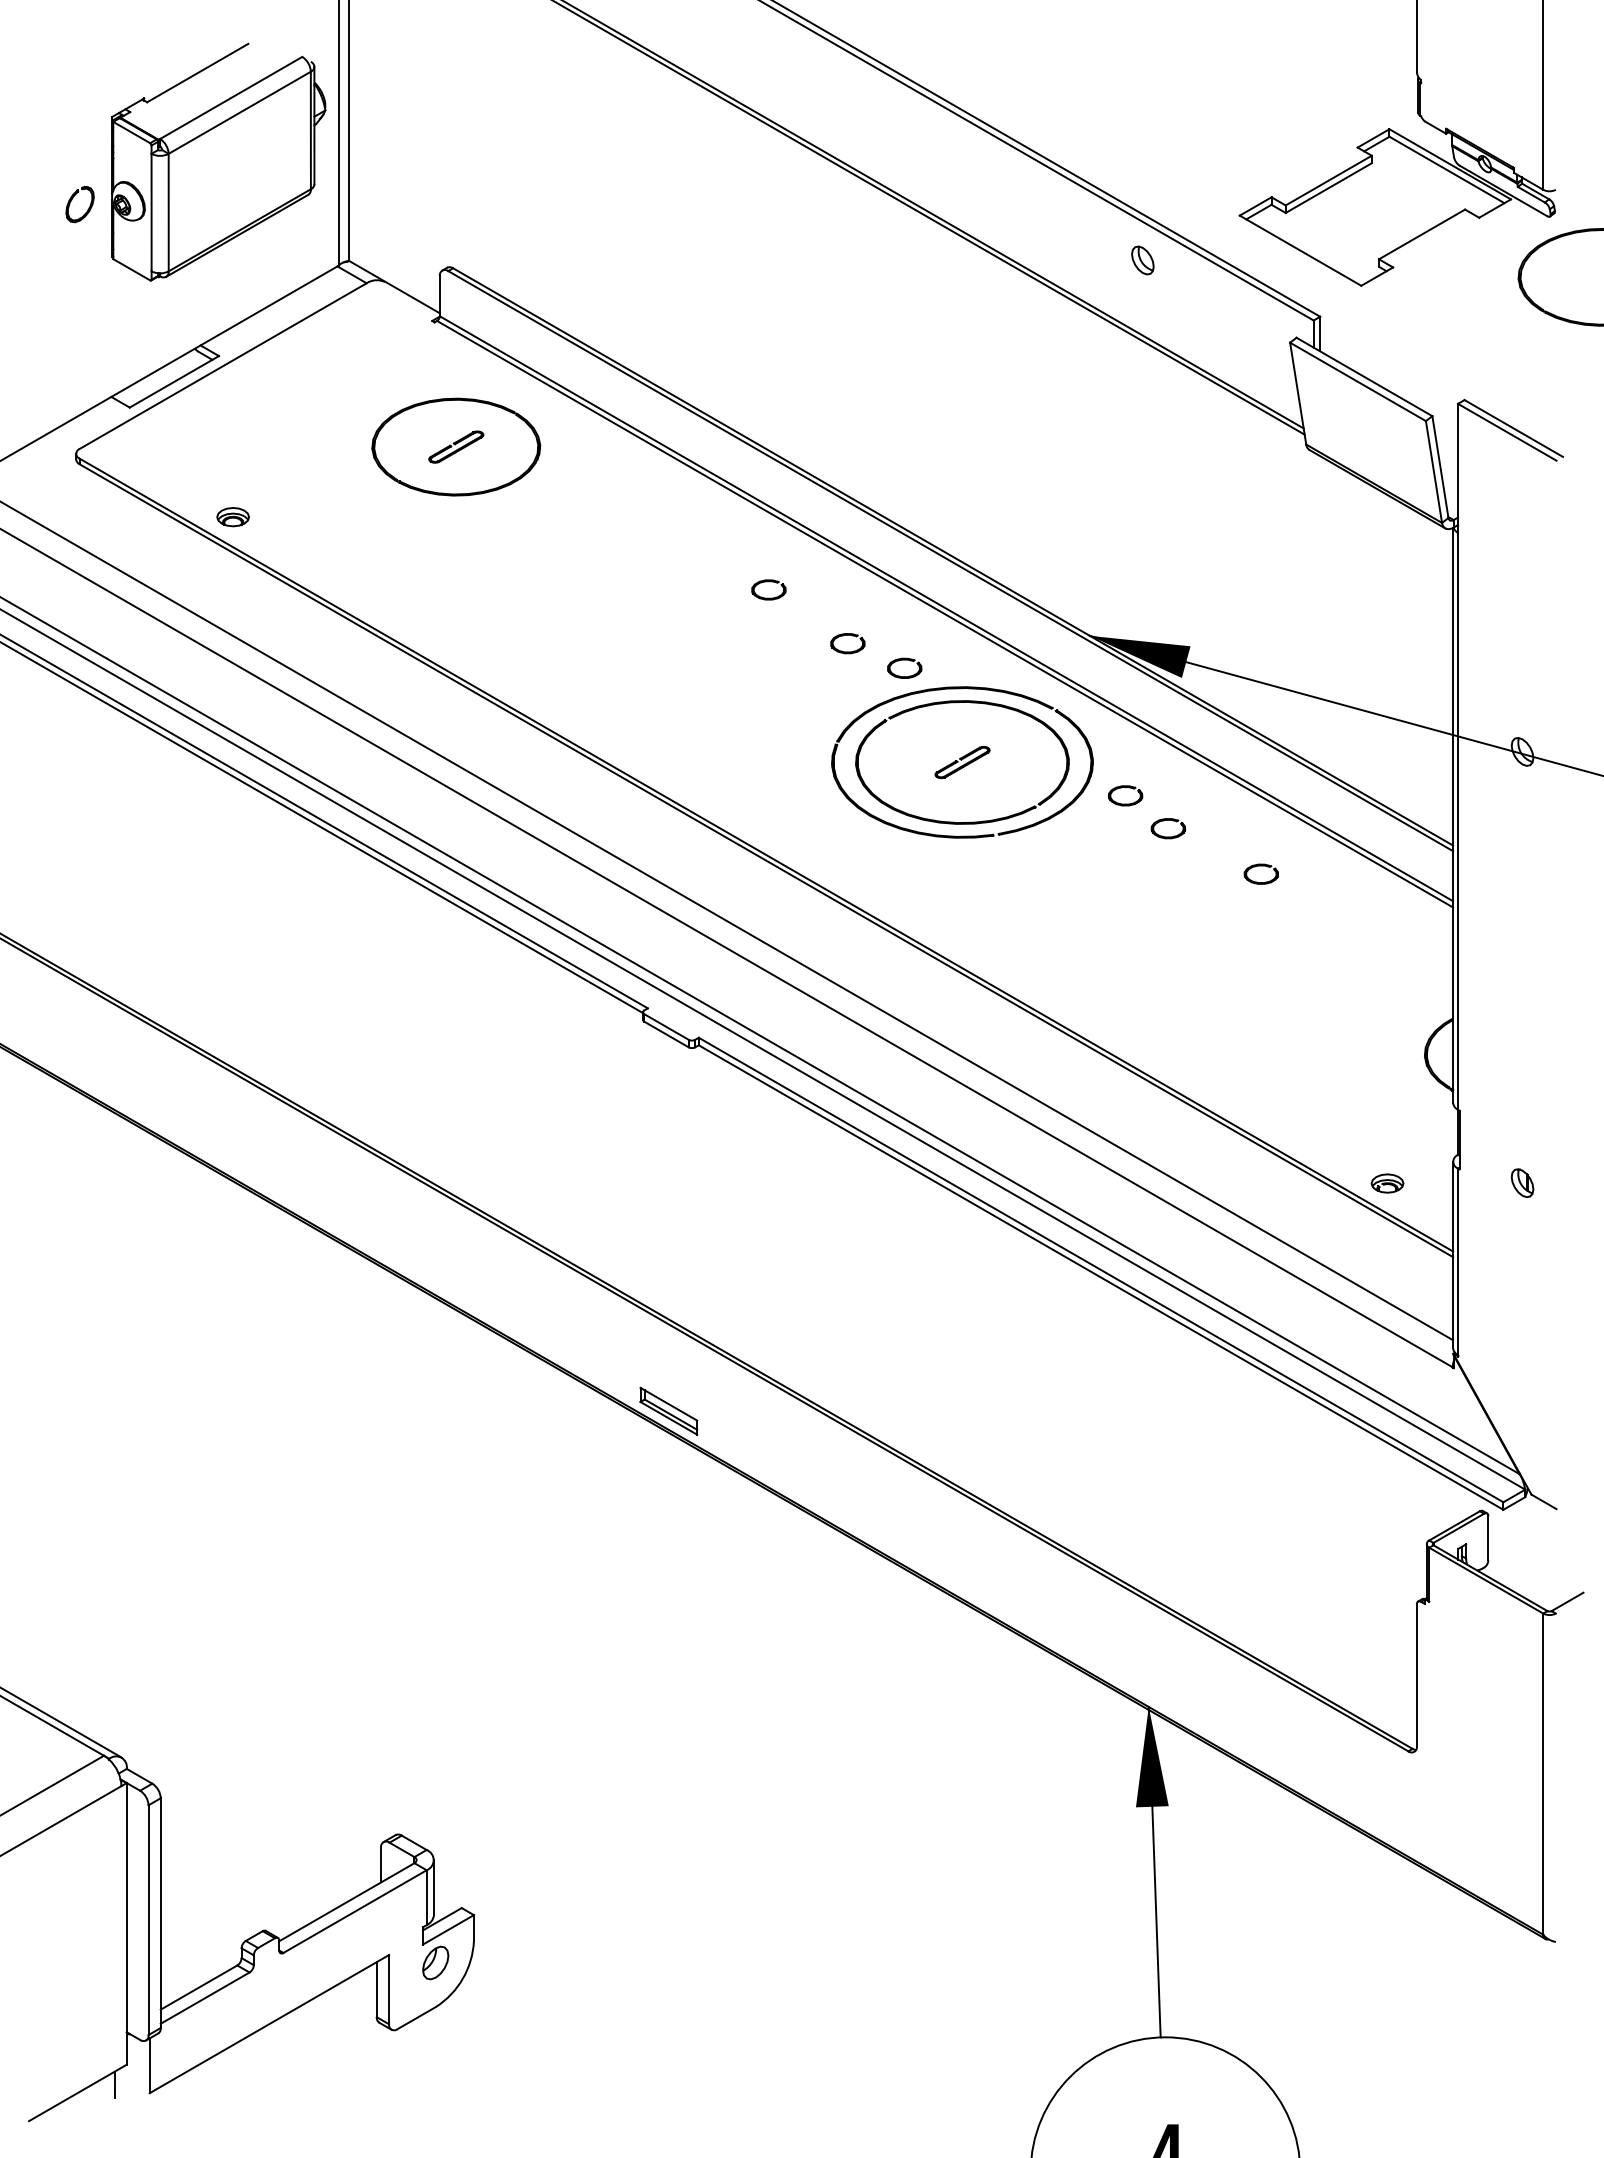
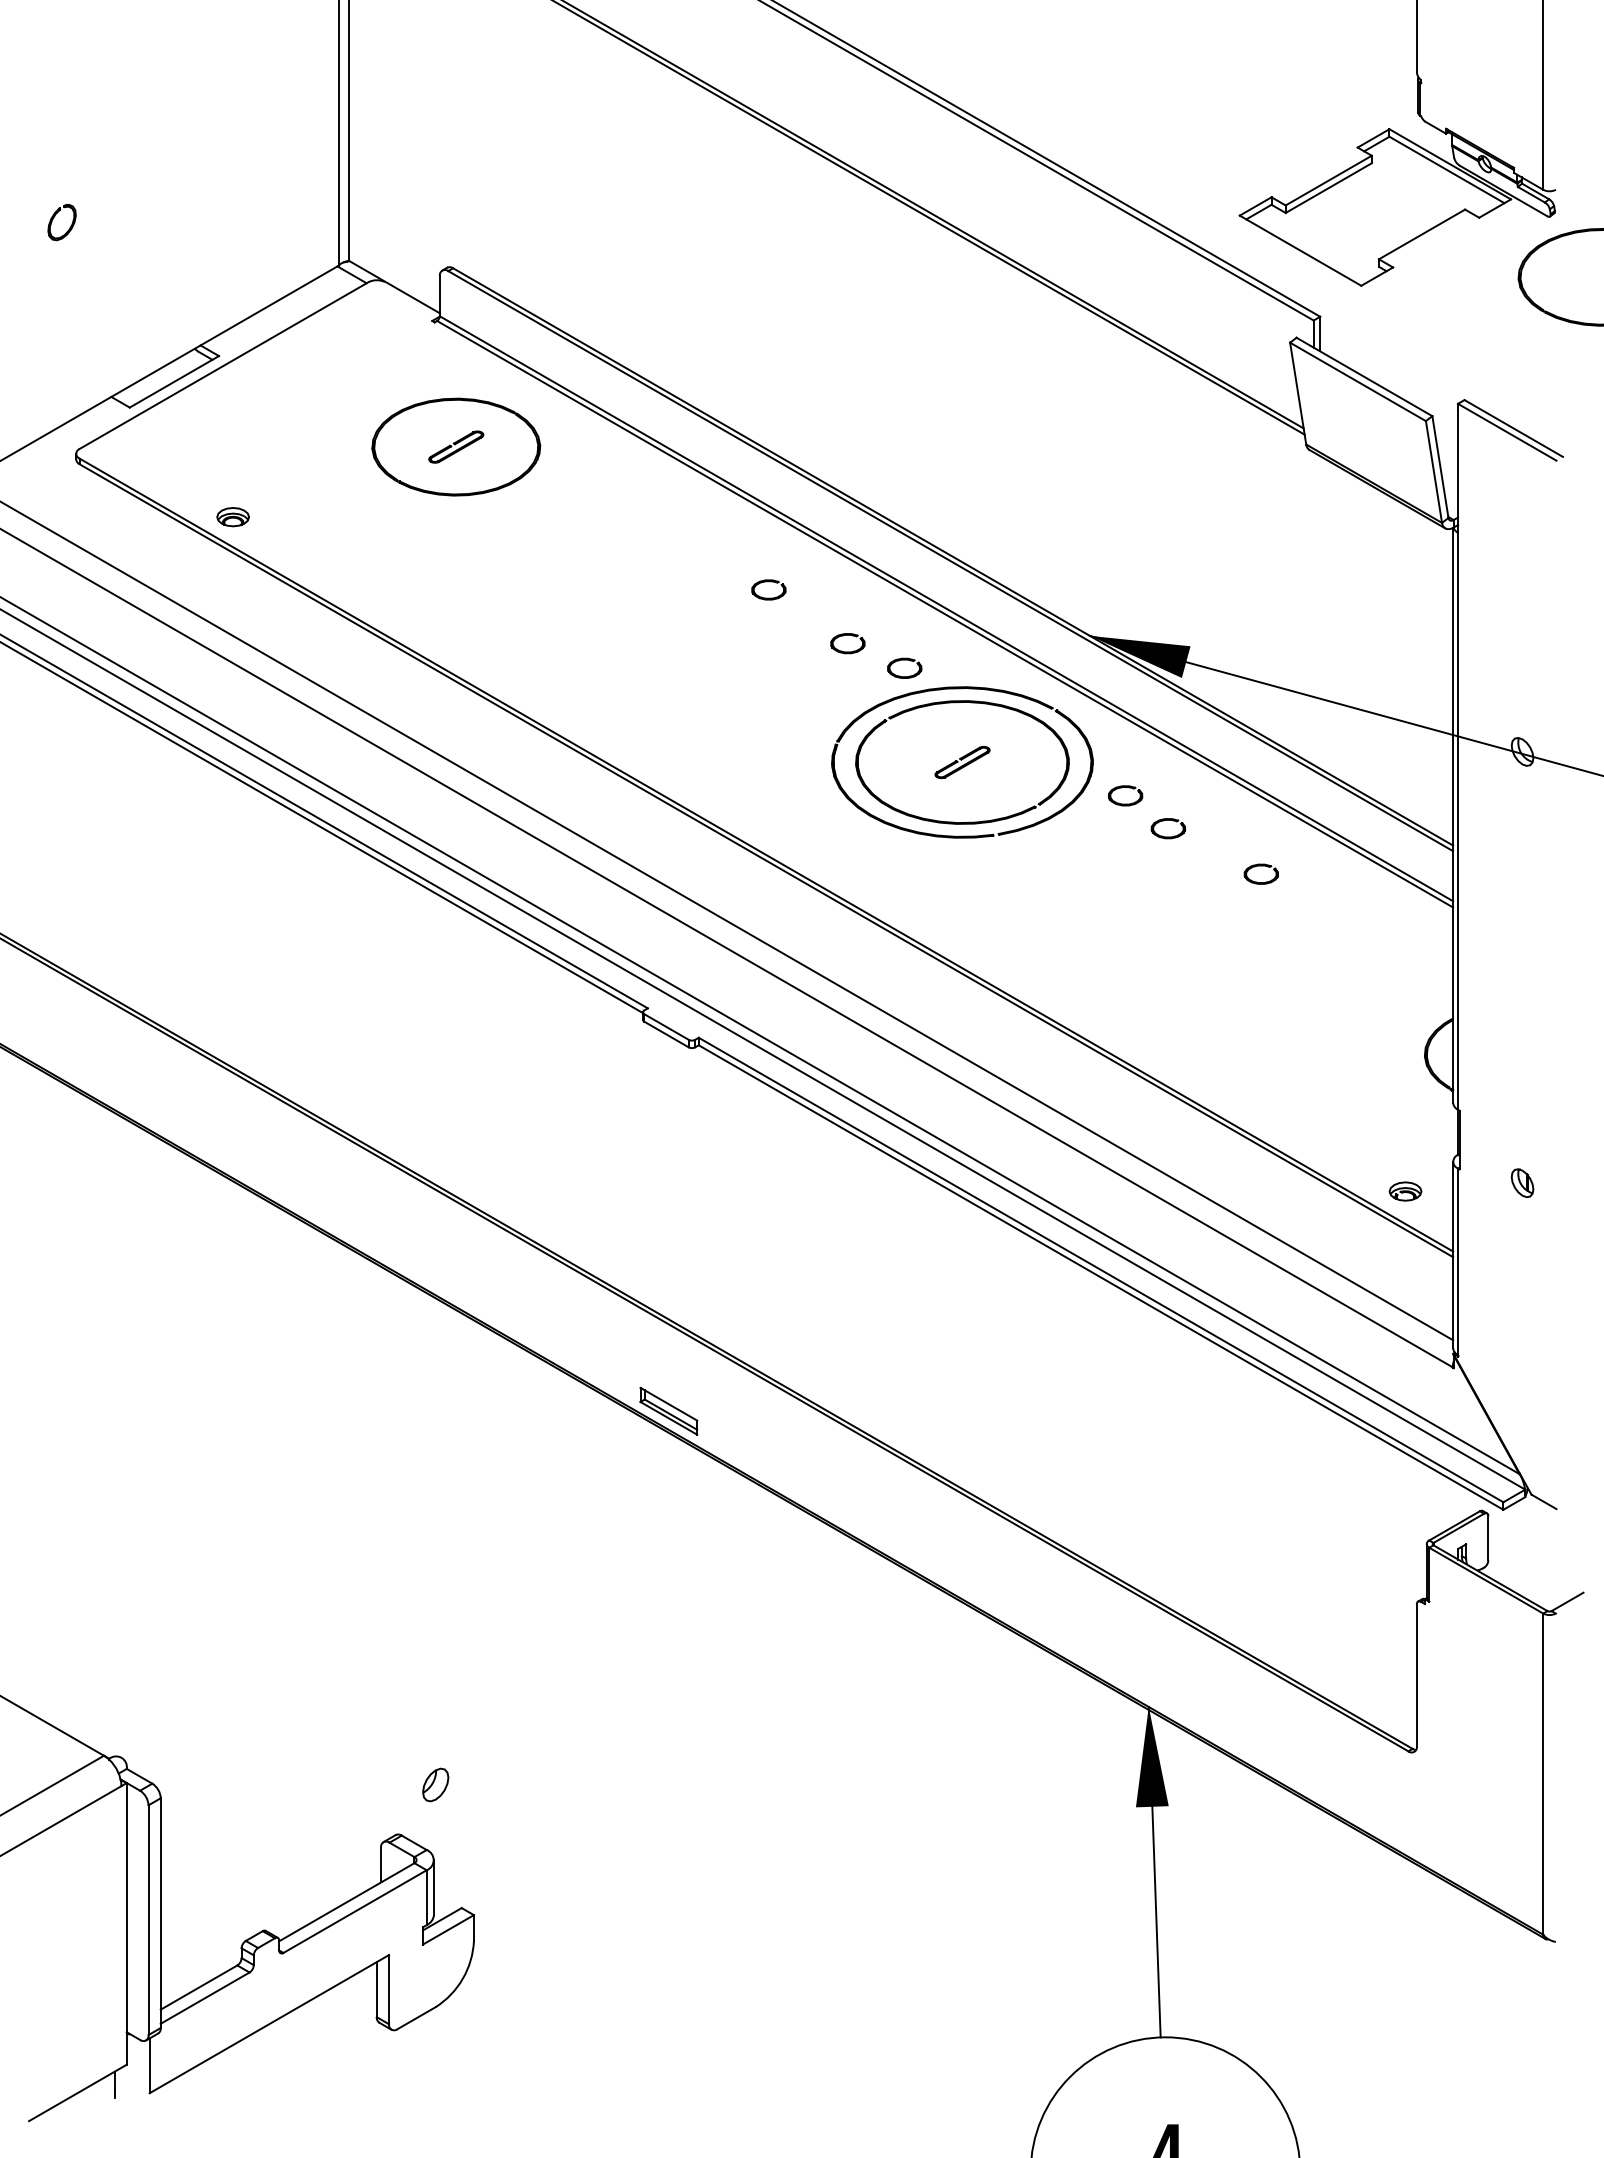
part: present -> none (218, 161)
part position: (72, 200) -> (54, 218) (54, 218)
part: present -> none (1142, 260)
part position: (1387, 1183) -> (1405, 1191) (1405, 1191)
line: present -> none (61, 1722)
part position: (435, 1962) -> (435, 1784) (435, 1784)
